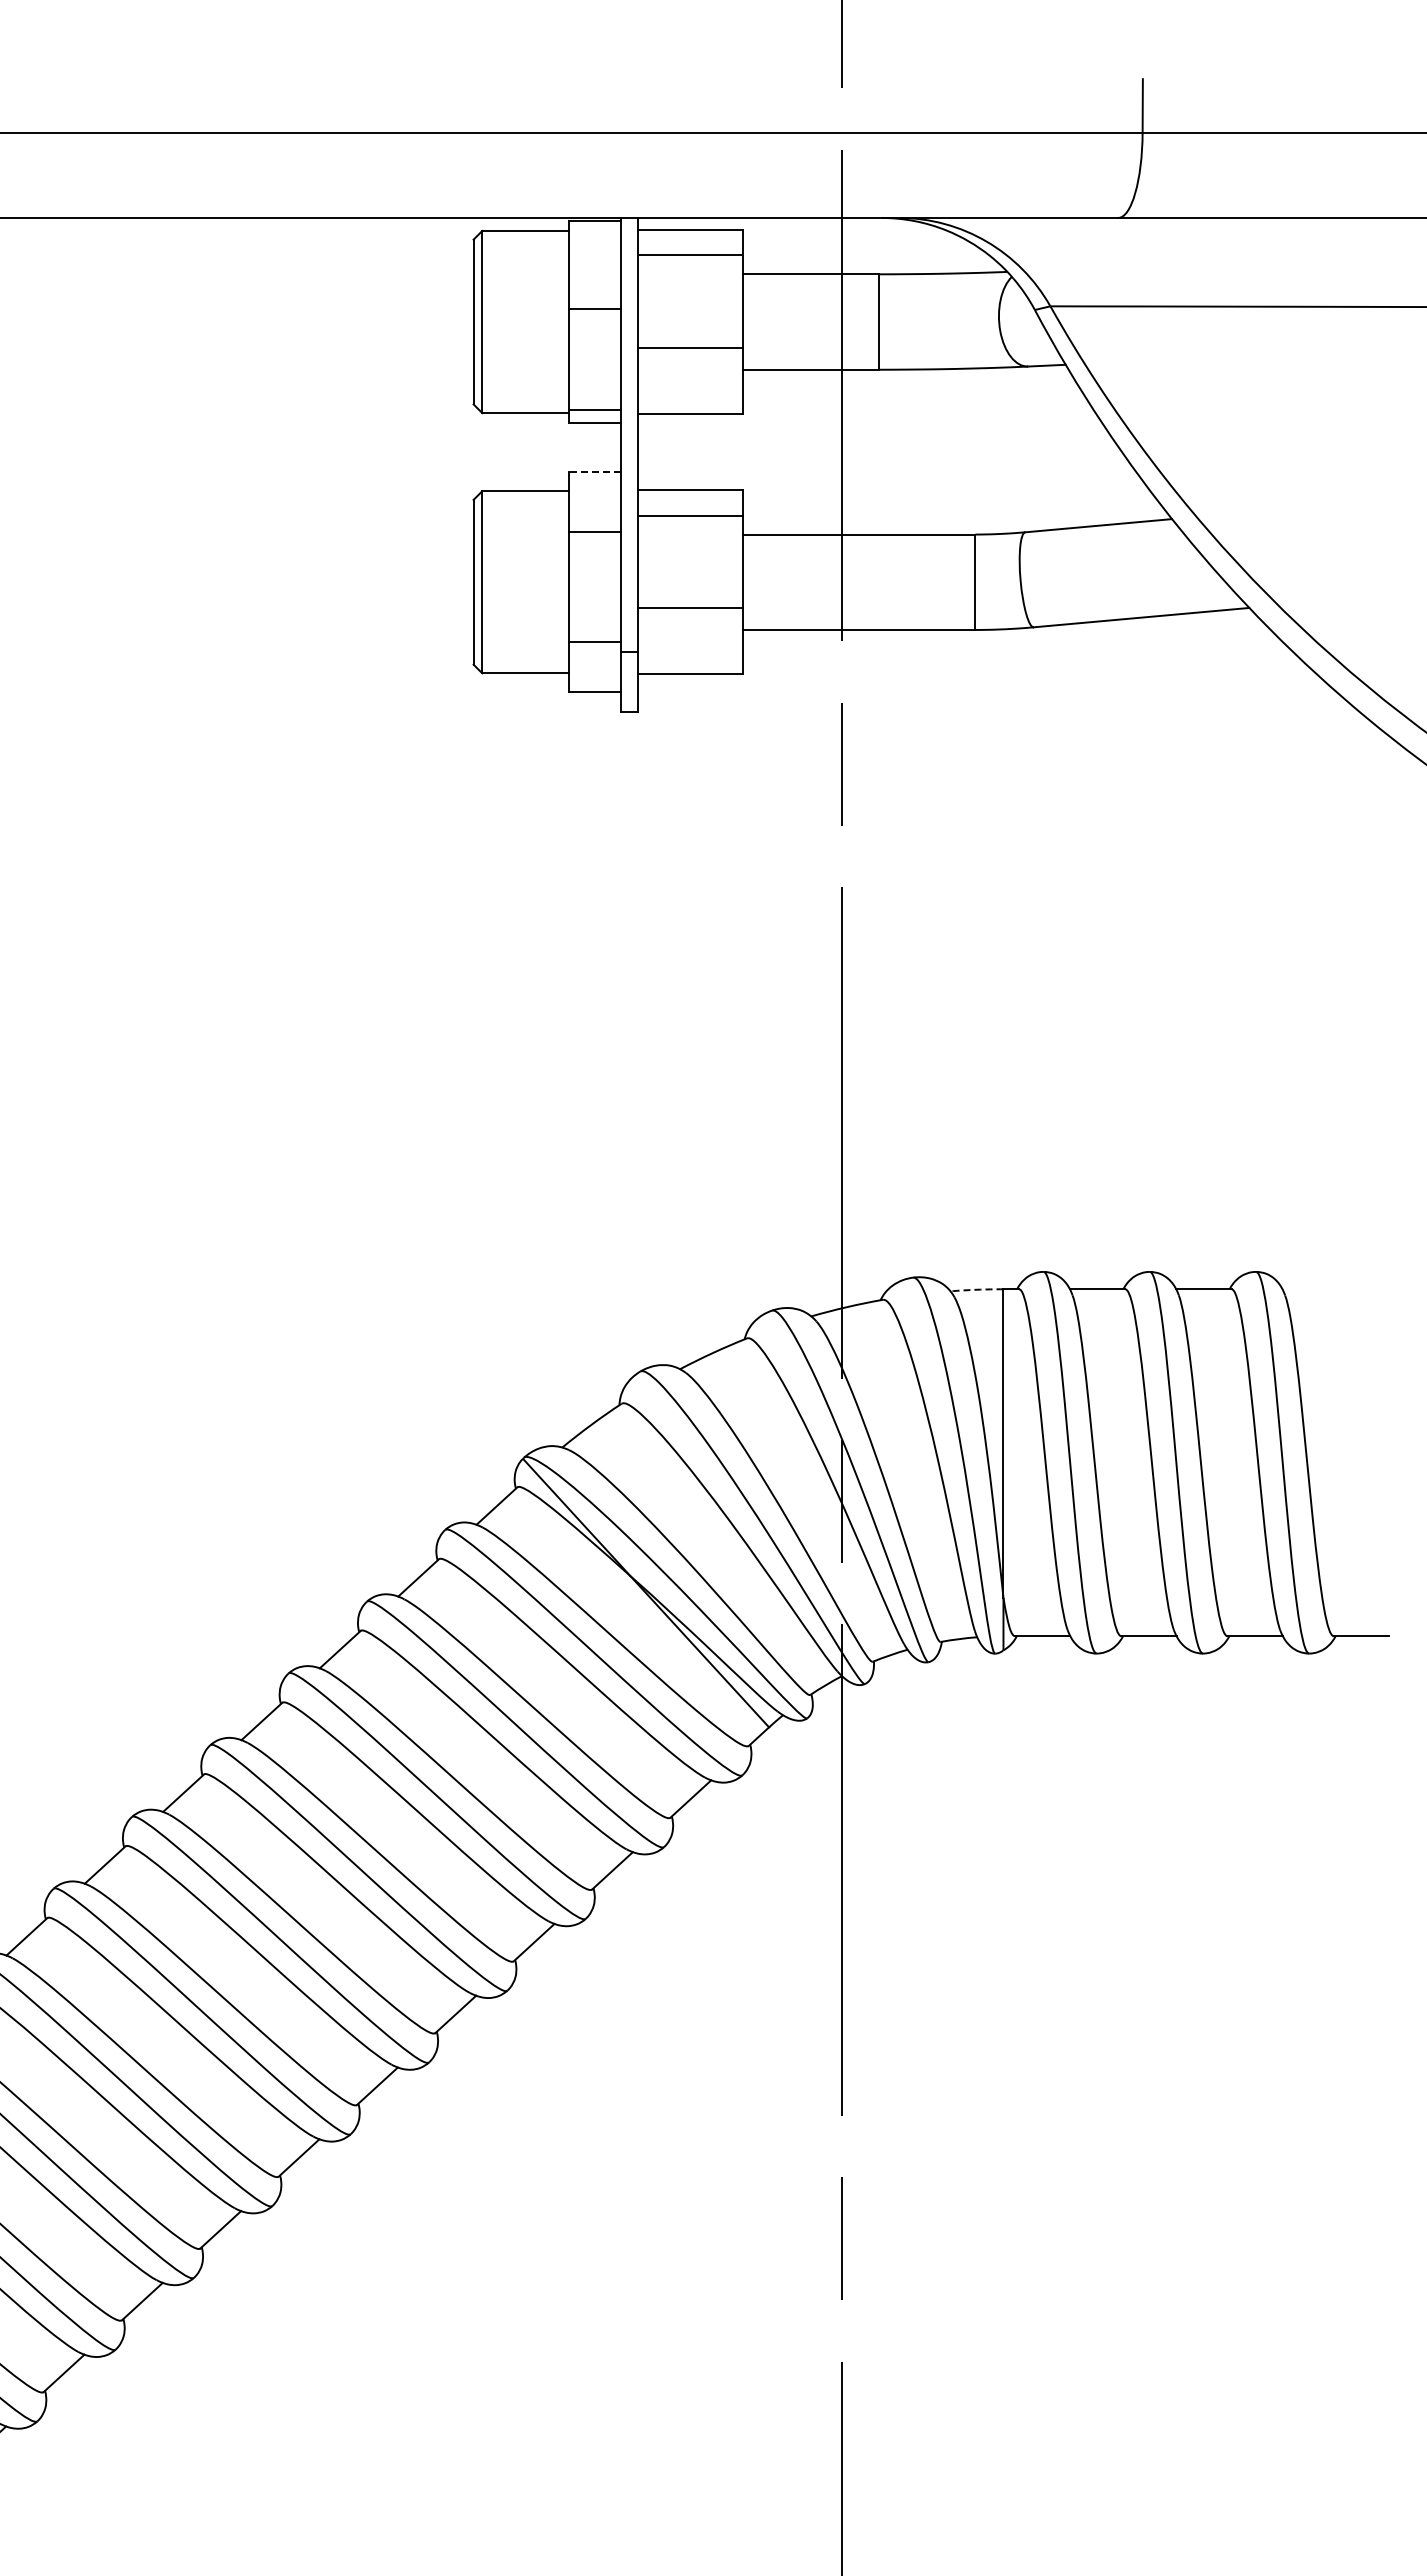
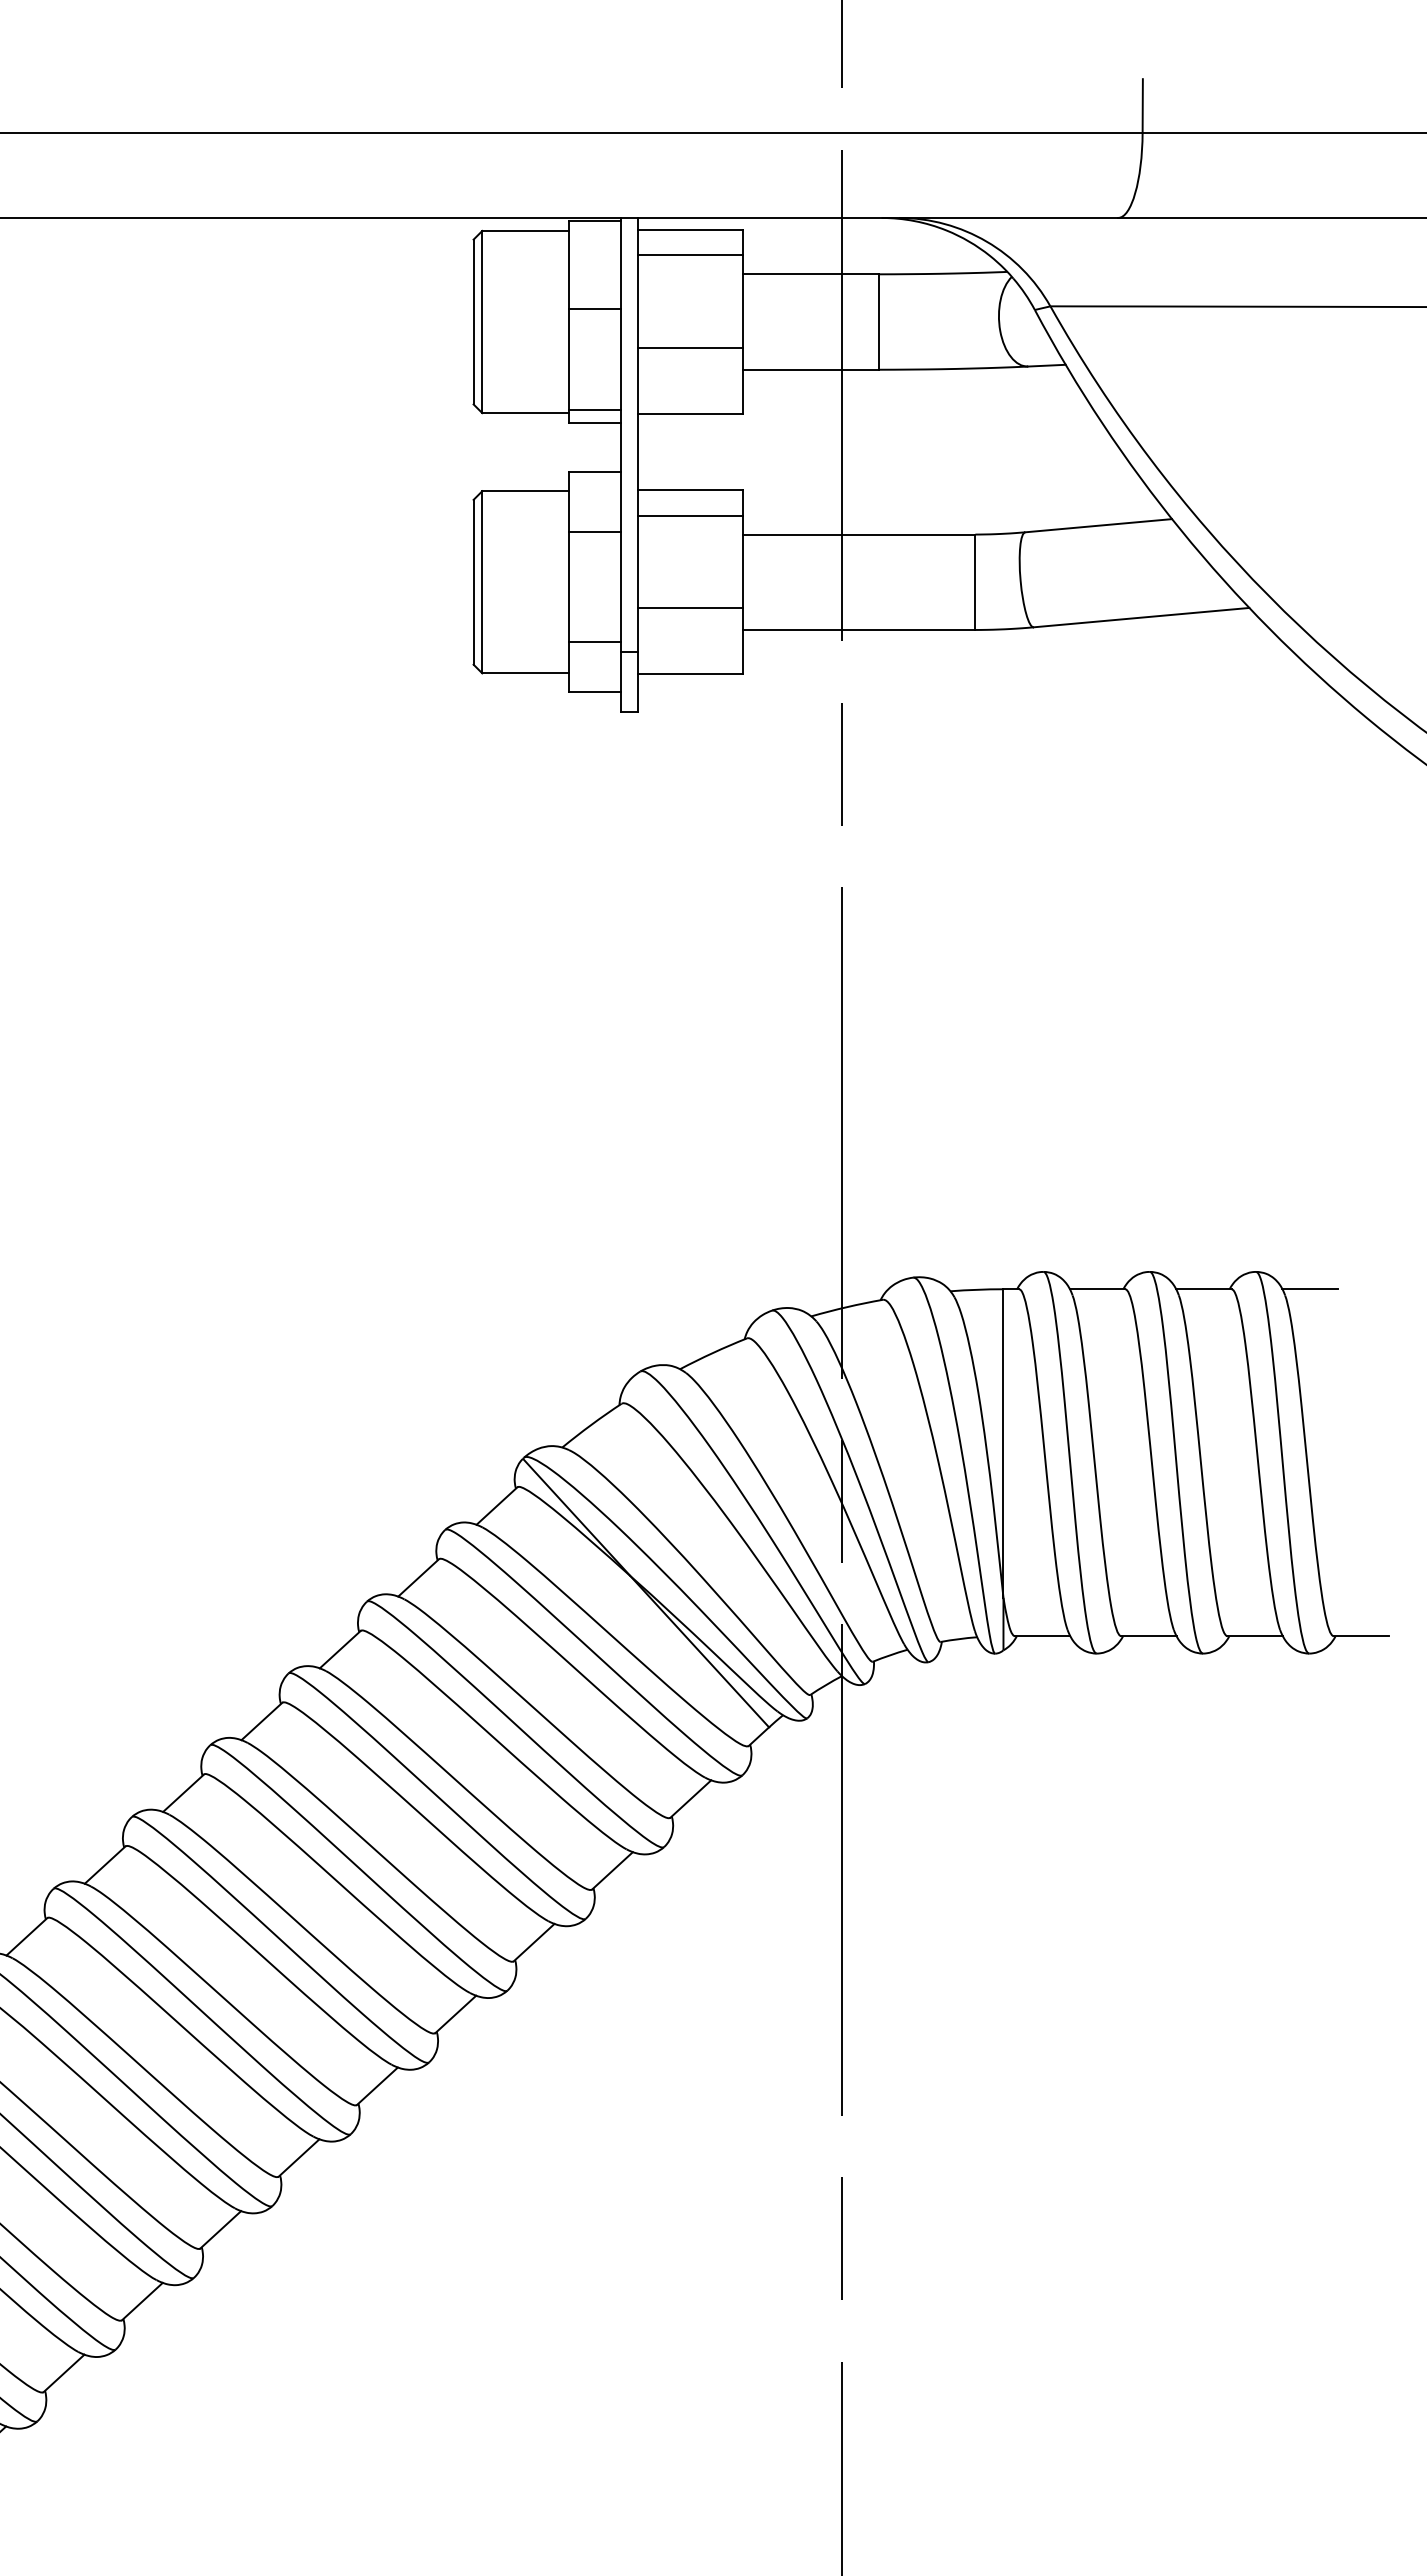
line: dashed -> solid (594, 472)
arc: dashed -> solid (976, 1289)
line: none -> present (1309, 1289)
